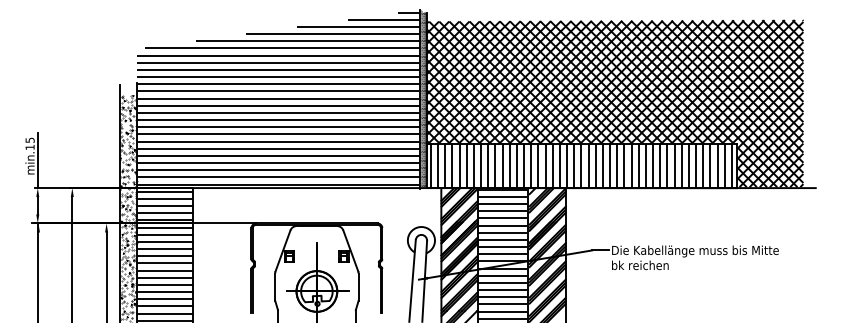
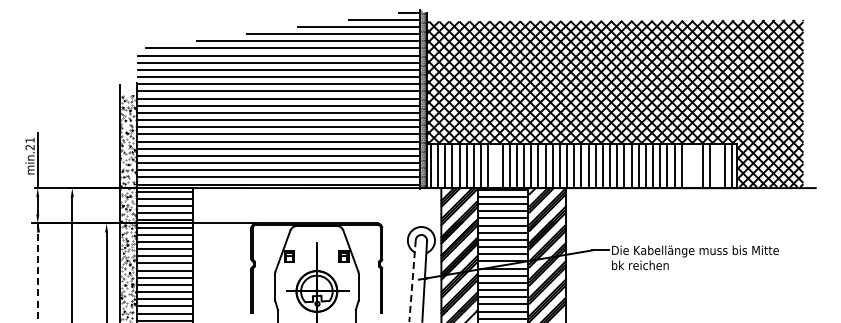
text: min.15 -> min.21 (29, 143)
line: present -> none (495, 165)
line: present -> none (688, 165)
line: present -> none (696, 165)
line: present -> none (717, 165)
line: solid -> dashed (38, 273)
line: solid -> dashed (412, 280)
